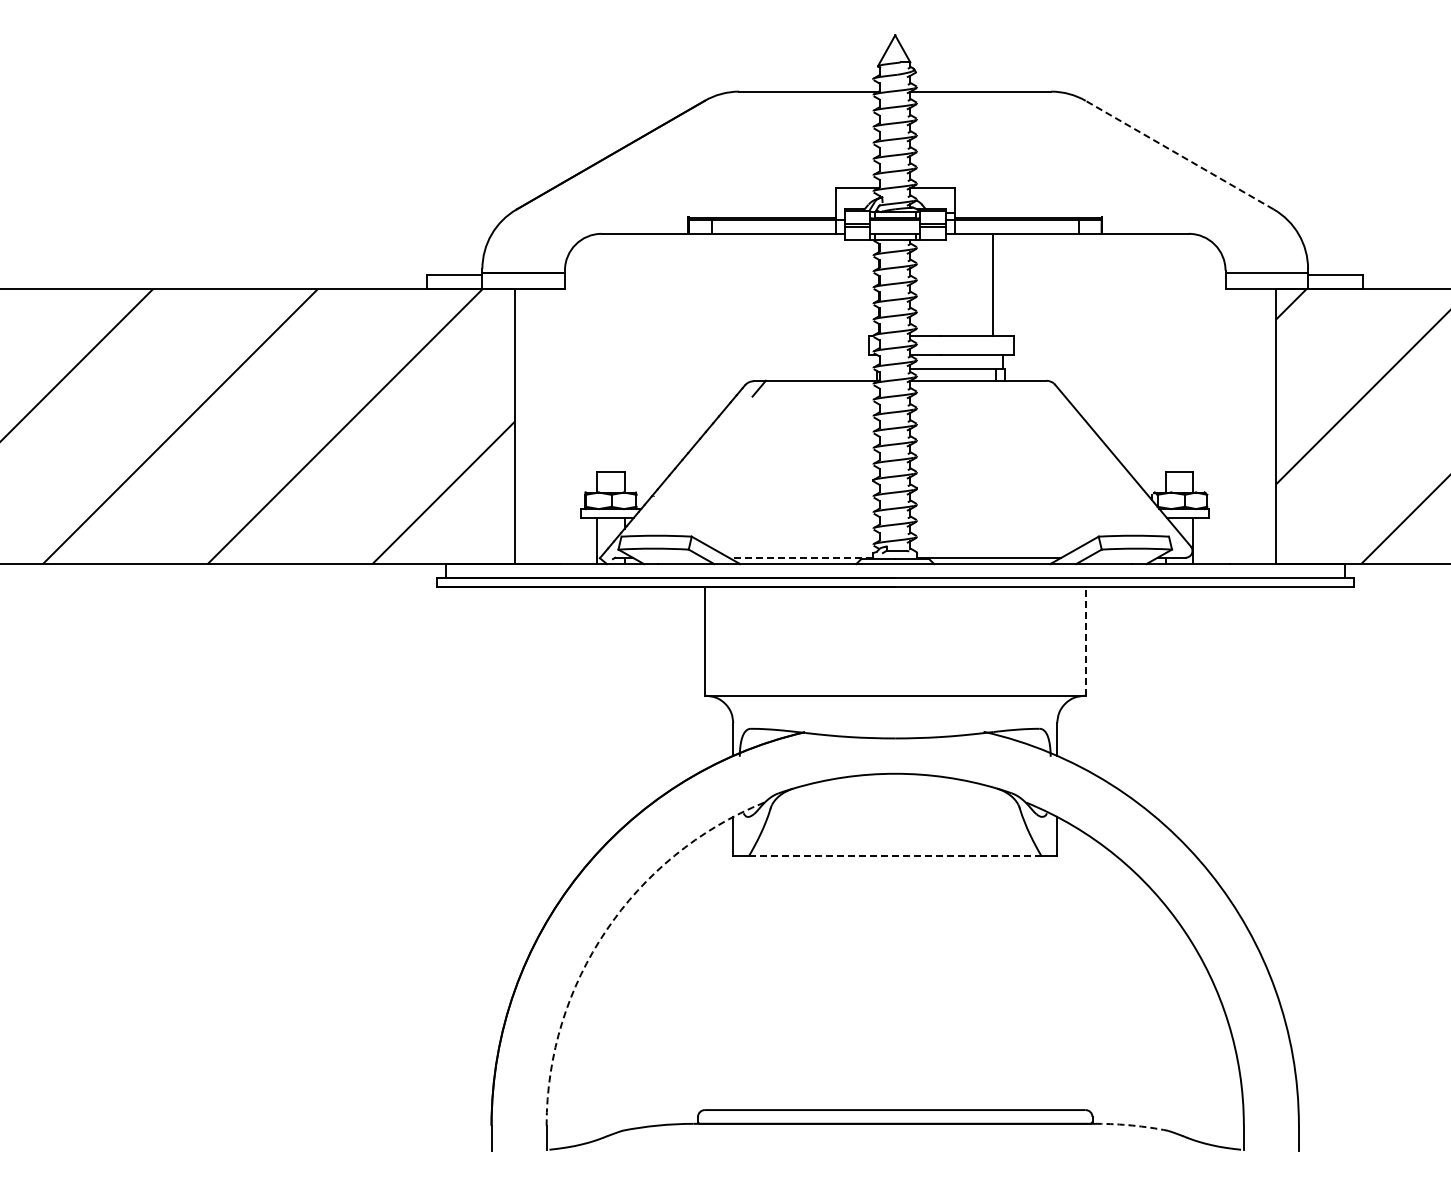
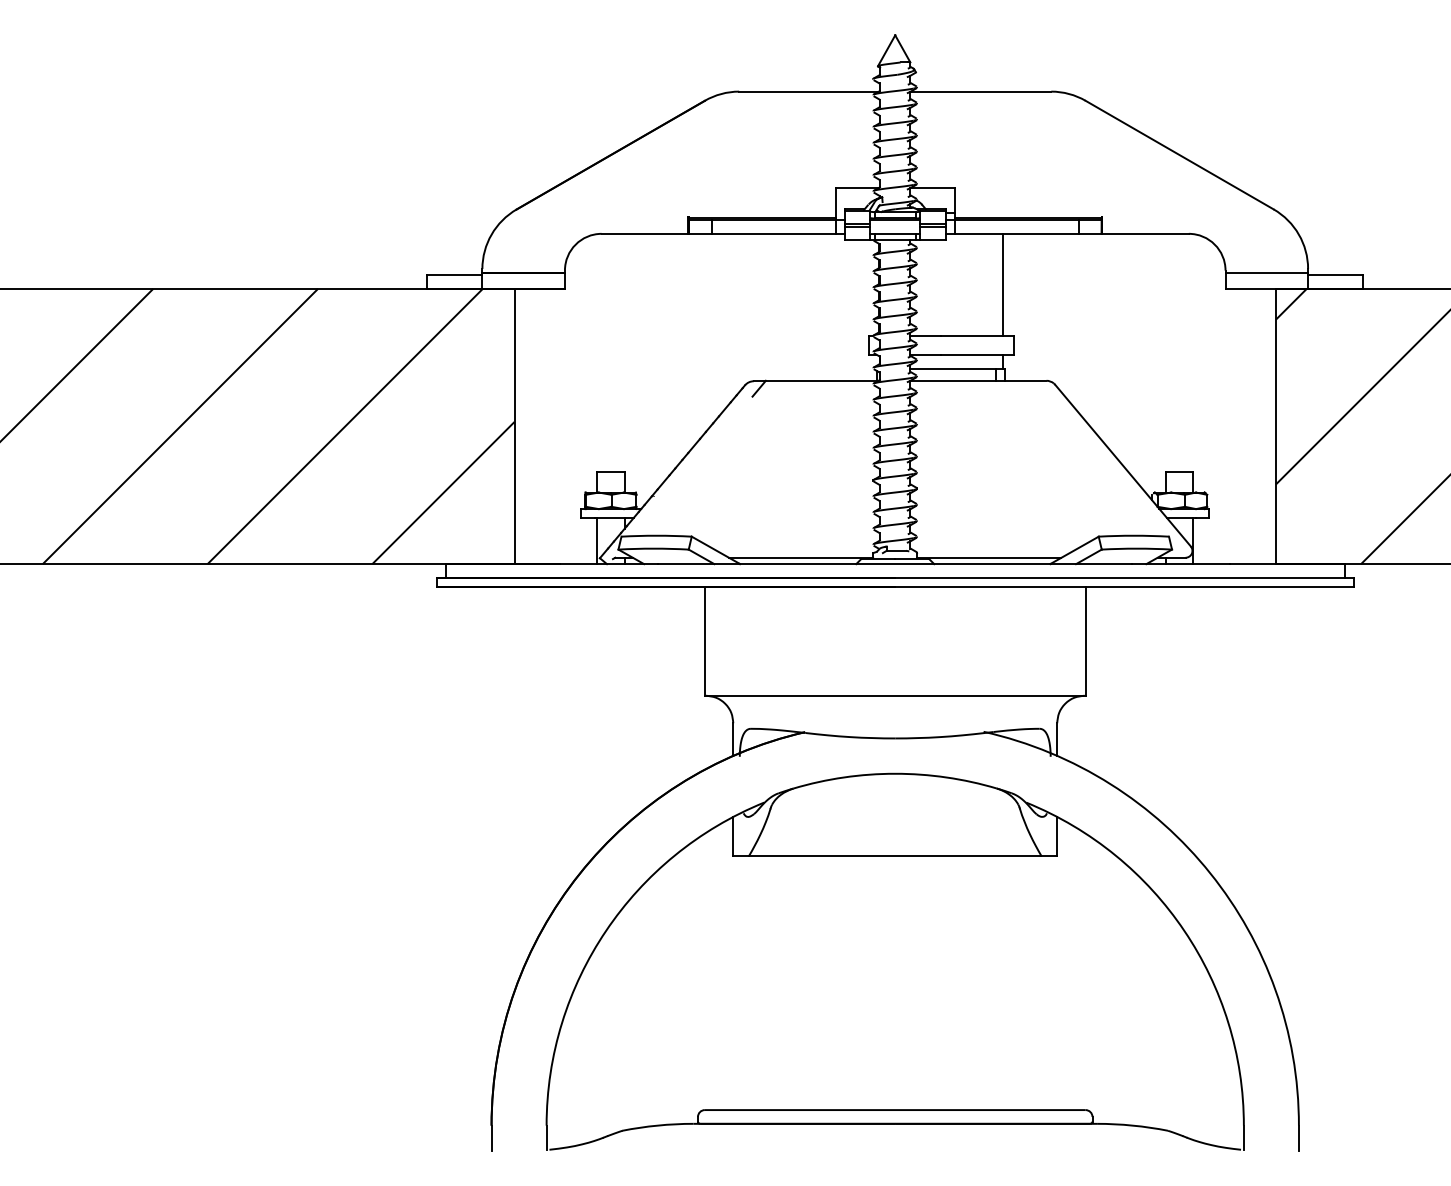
line: dashed -> solid (1179, 155)
line position: (993, 284) -> (1003, 284) (1003, 284)
line: dashed -> solid (800, 557)
line: dashed -> solid (1085, 640)
line: dashed -> solid (895, 855)
arc: dashed -> solid (606, 930)
arc: dashed -> solid (1132, 1125)
